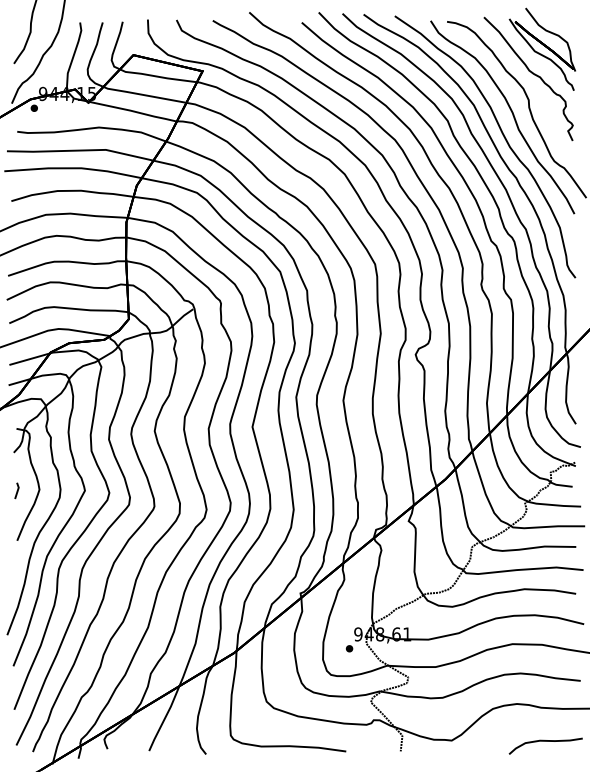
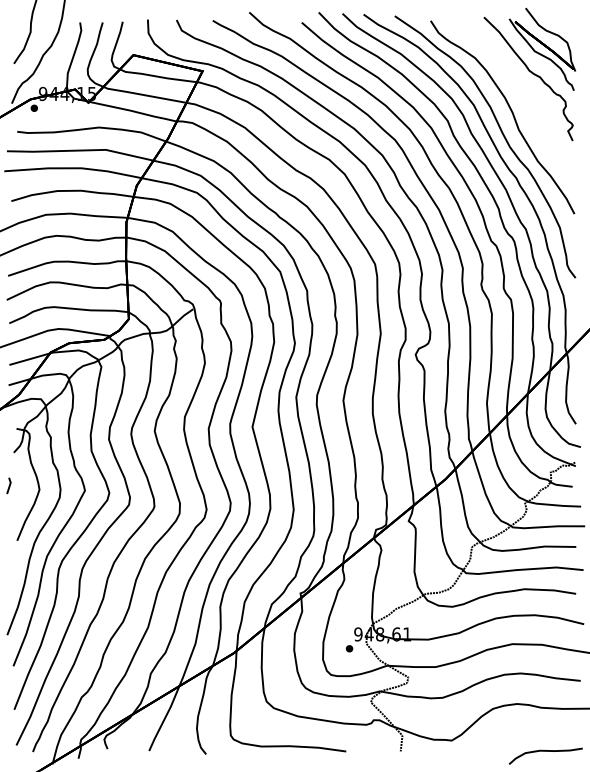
curve: present -> none (528, 109)
line position: (16, 490) -> (8, 485) (8, 485)
curve position: (545, 741) -> (545, 751) (545, 751)
